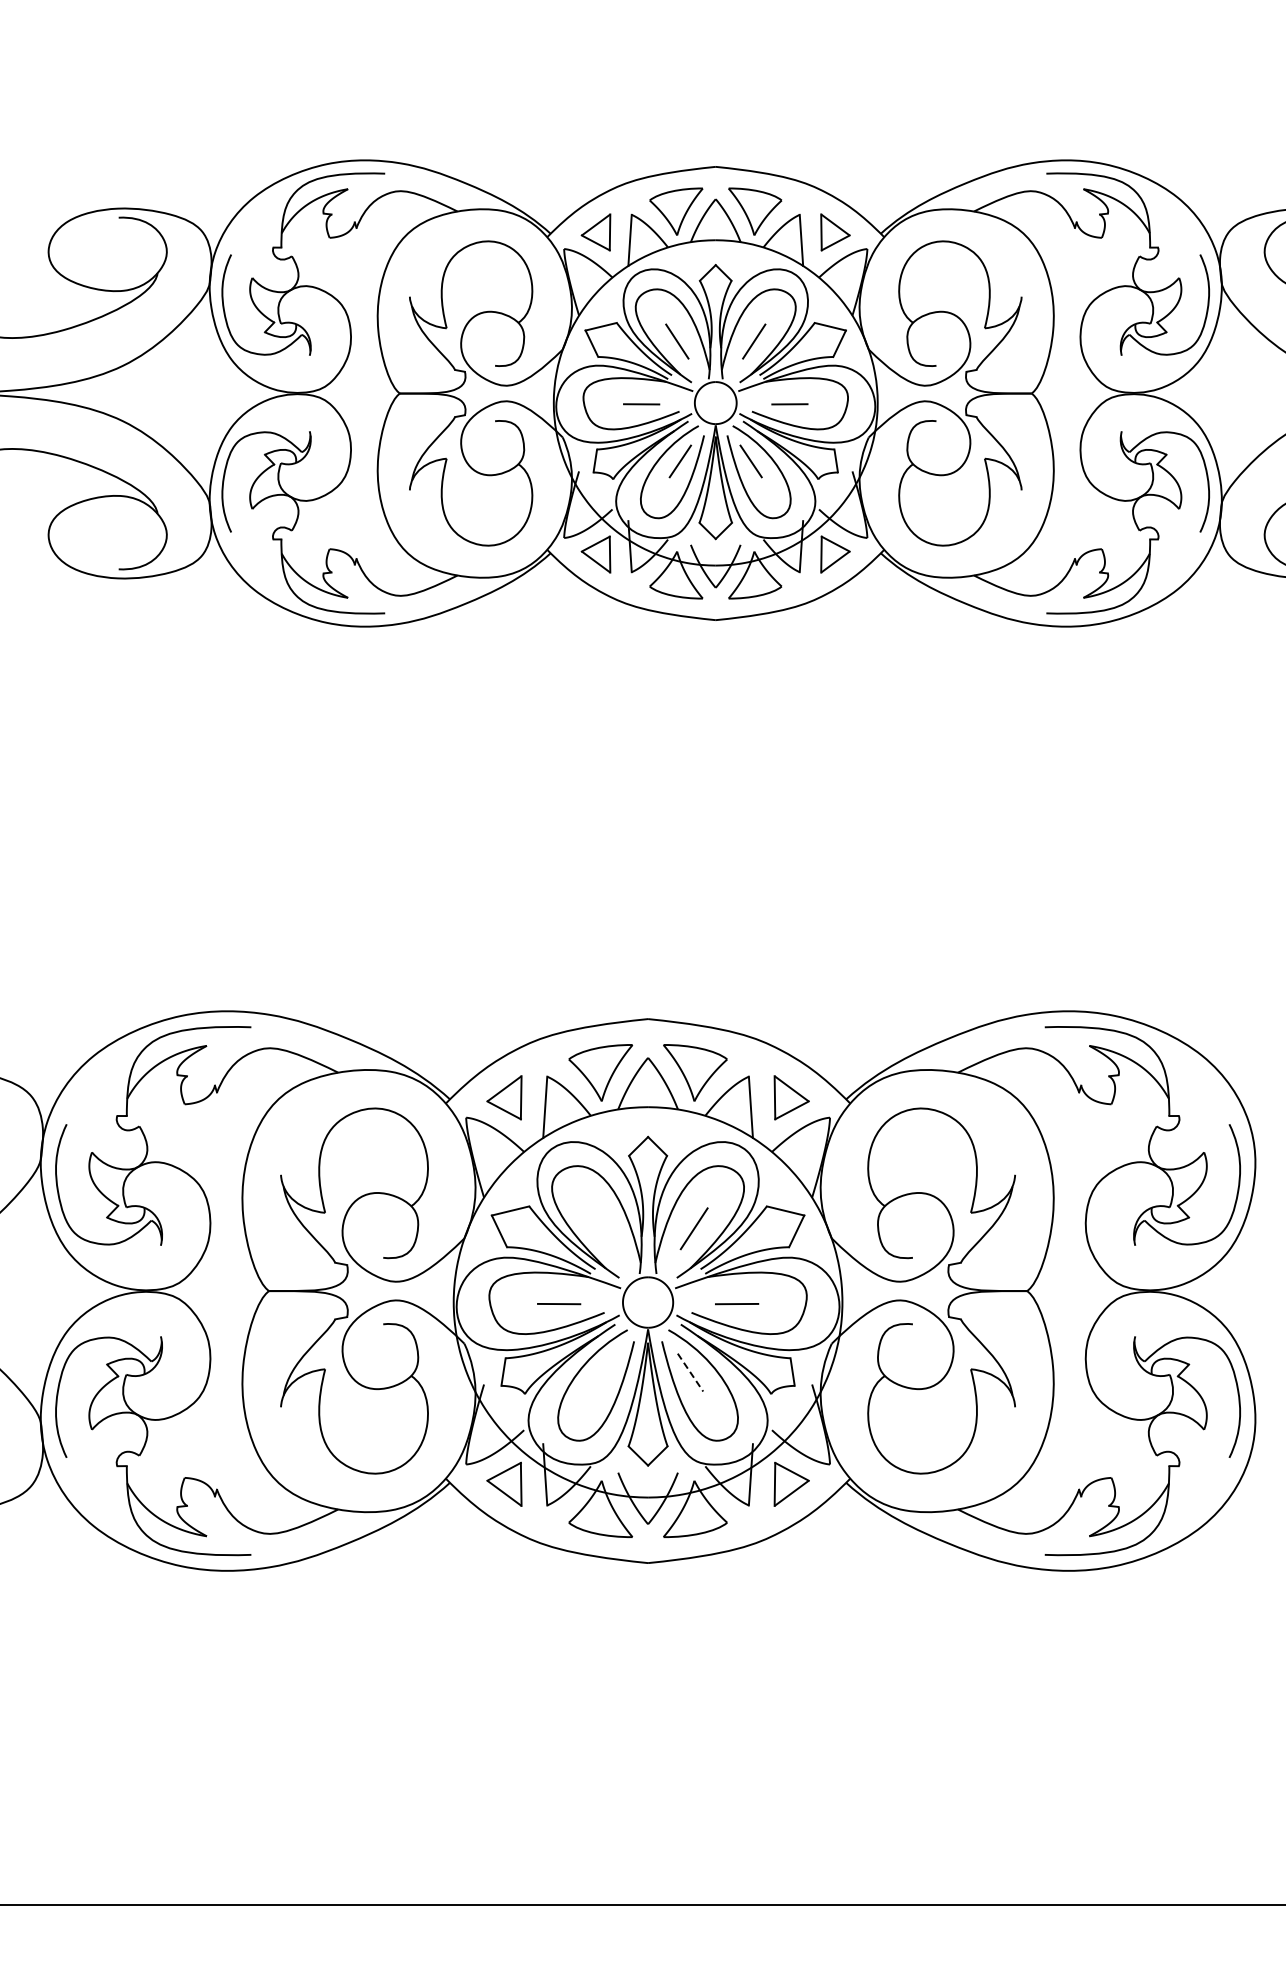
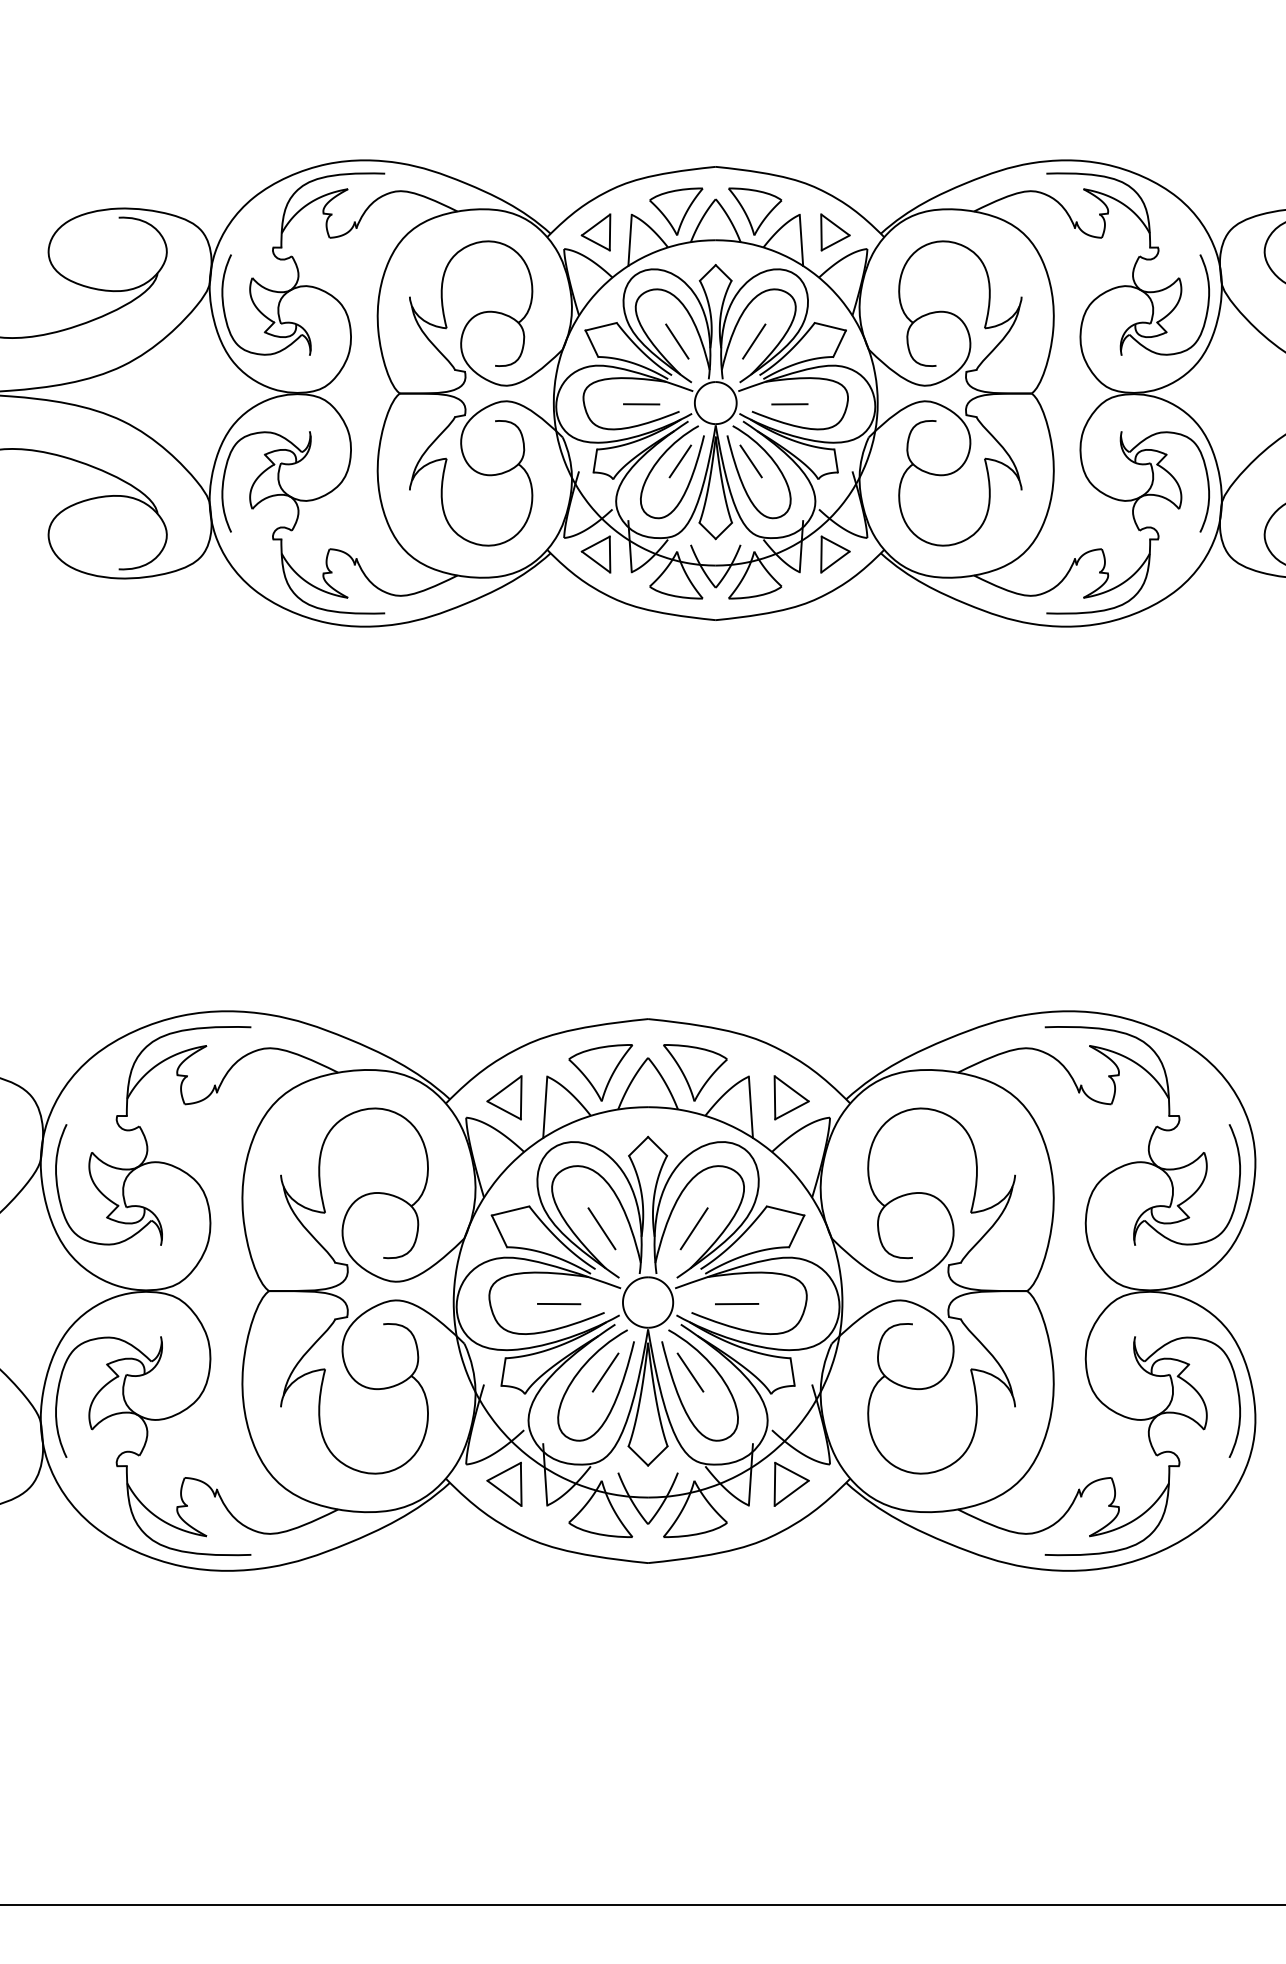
line: none -> present (601, 1228)
line: none -> present (605, 1372)
line: dashed -> solid (690, 1372)
